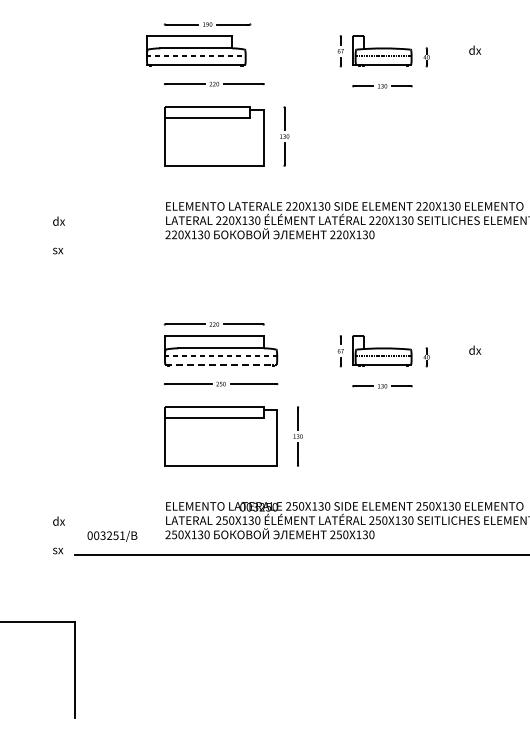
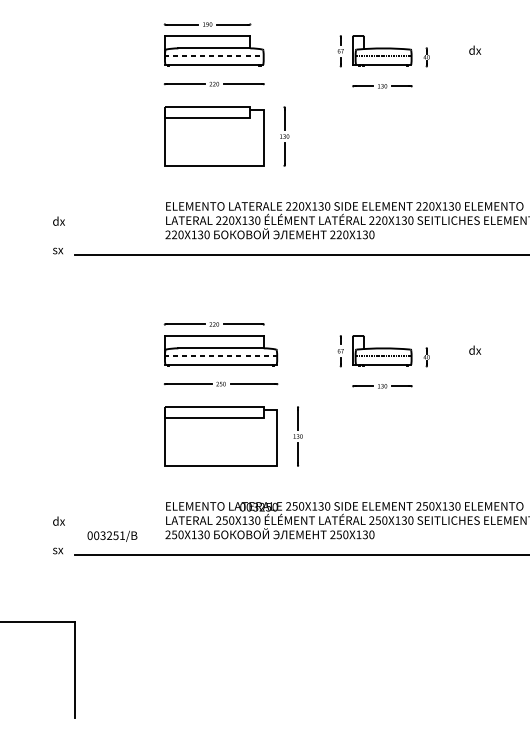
part position: (196, 50) -> (214, 50) (214, 50)
line: none -> present (300, 255)
line: dashed -> solid (221, 364)
